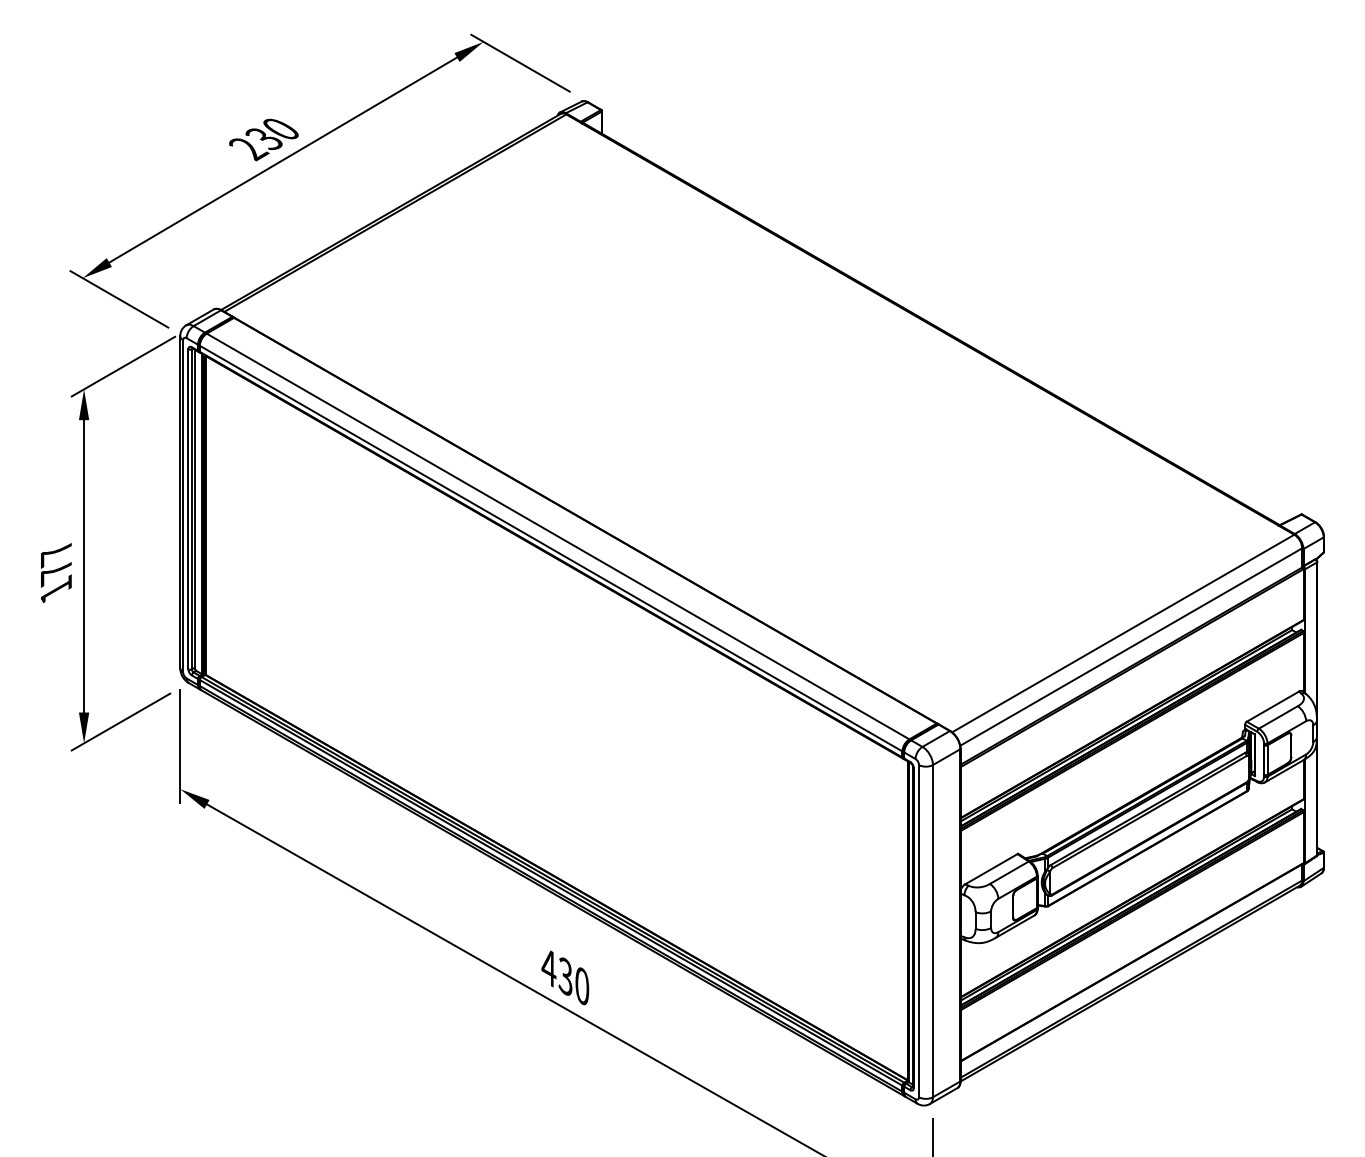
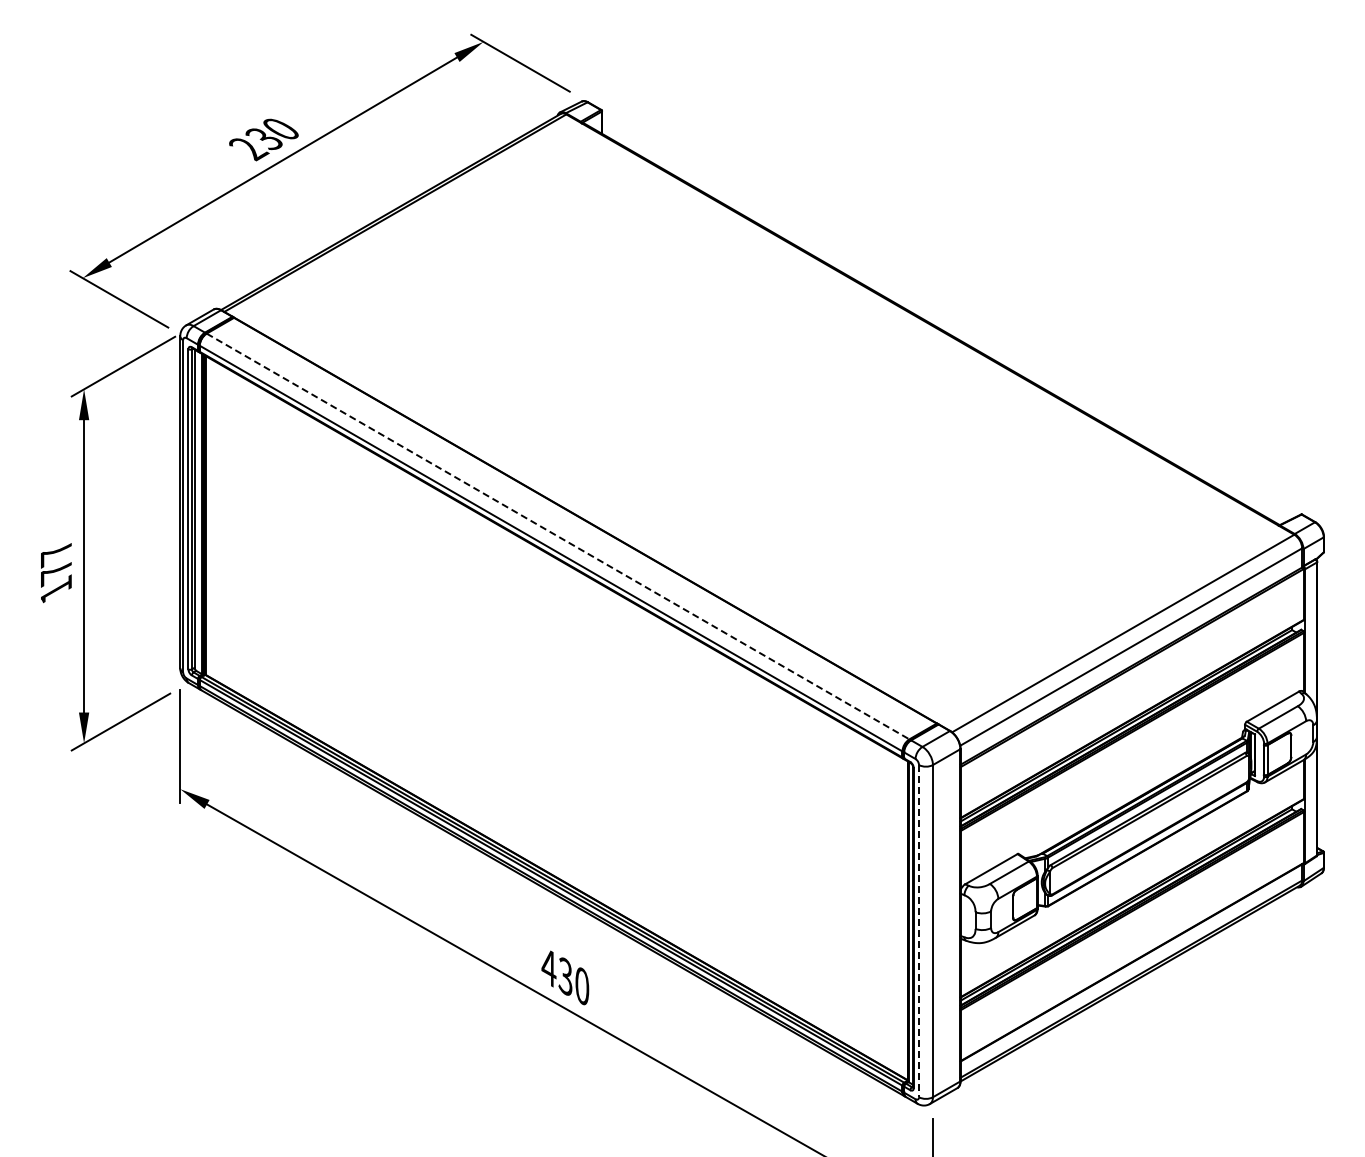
line: solid -> dashed (558, 536)
line: solid -> dashed (919, 931)
